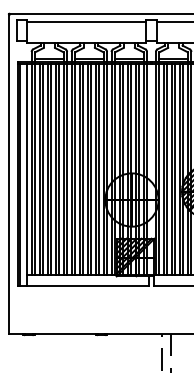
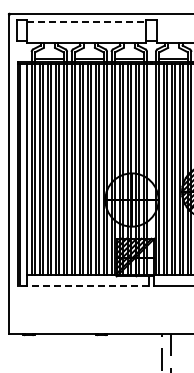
line: solid -> dashed (87, 22)
line: present -> none (173, 22)
line: solid -> dashed (83, 285)
